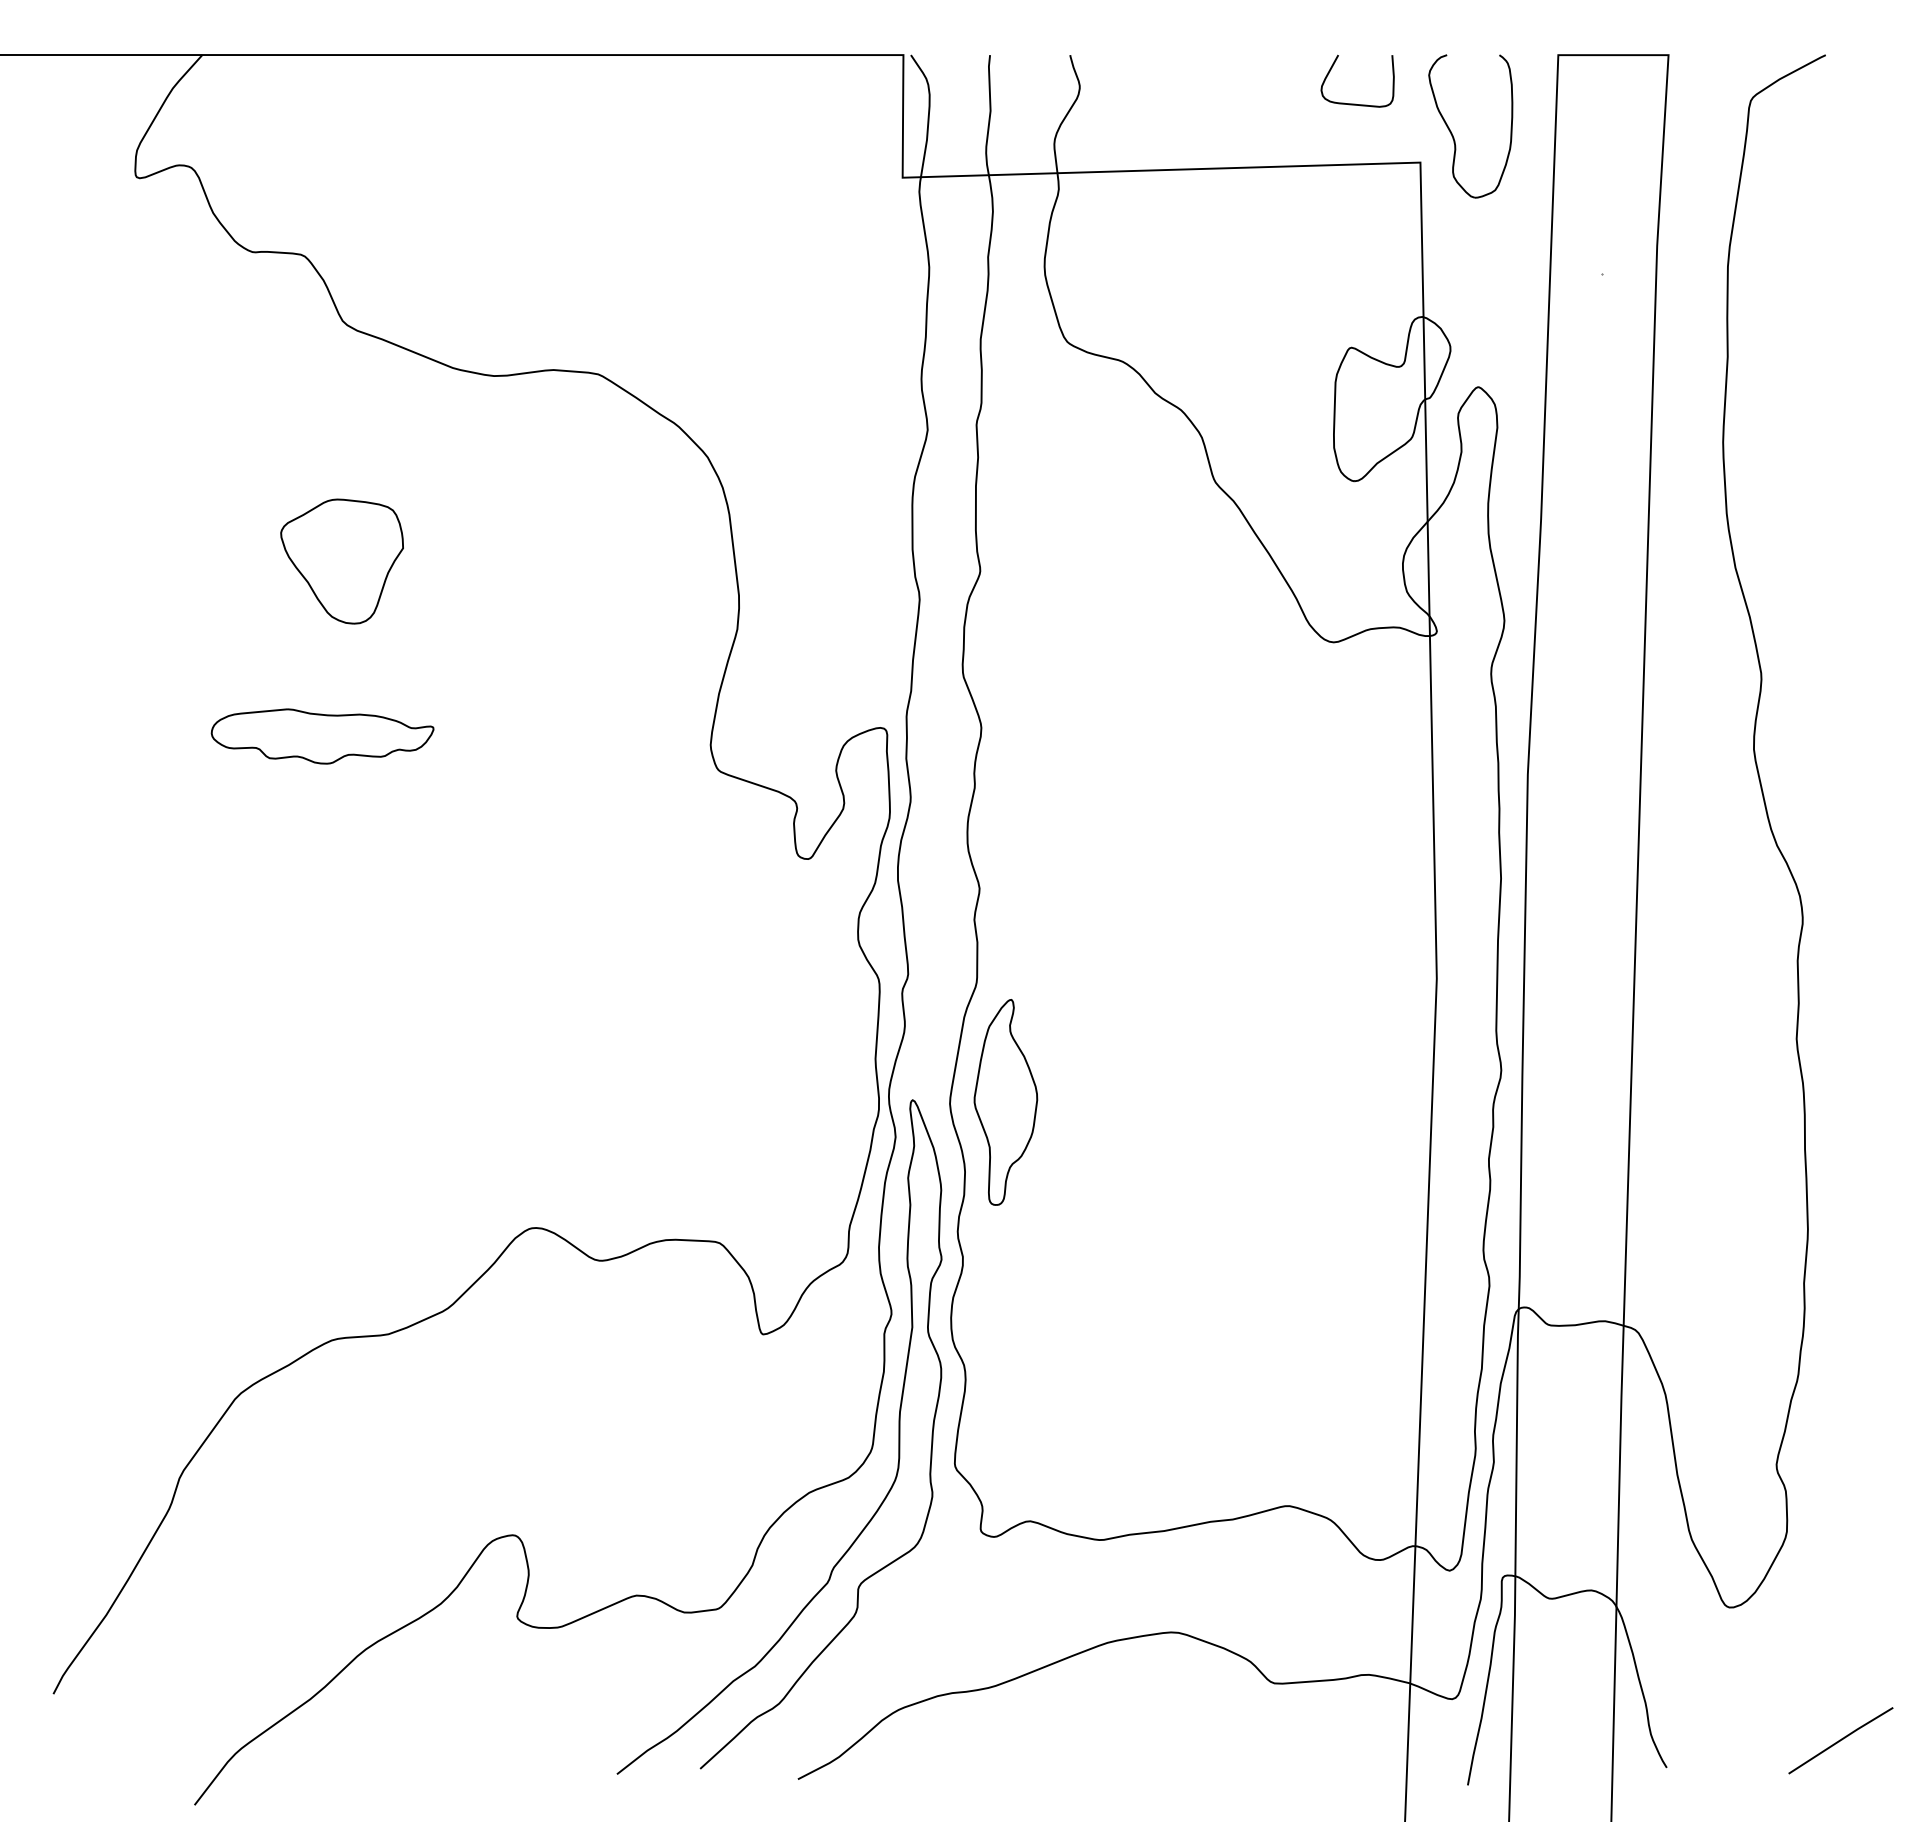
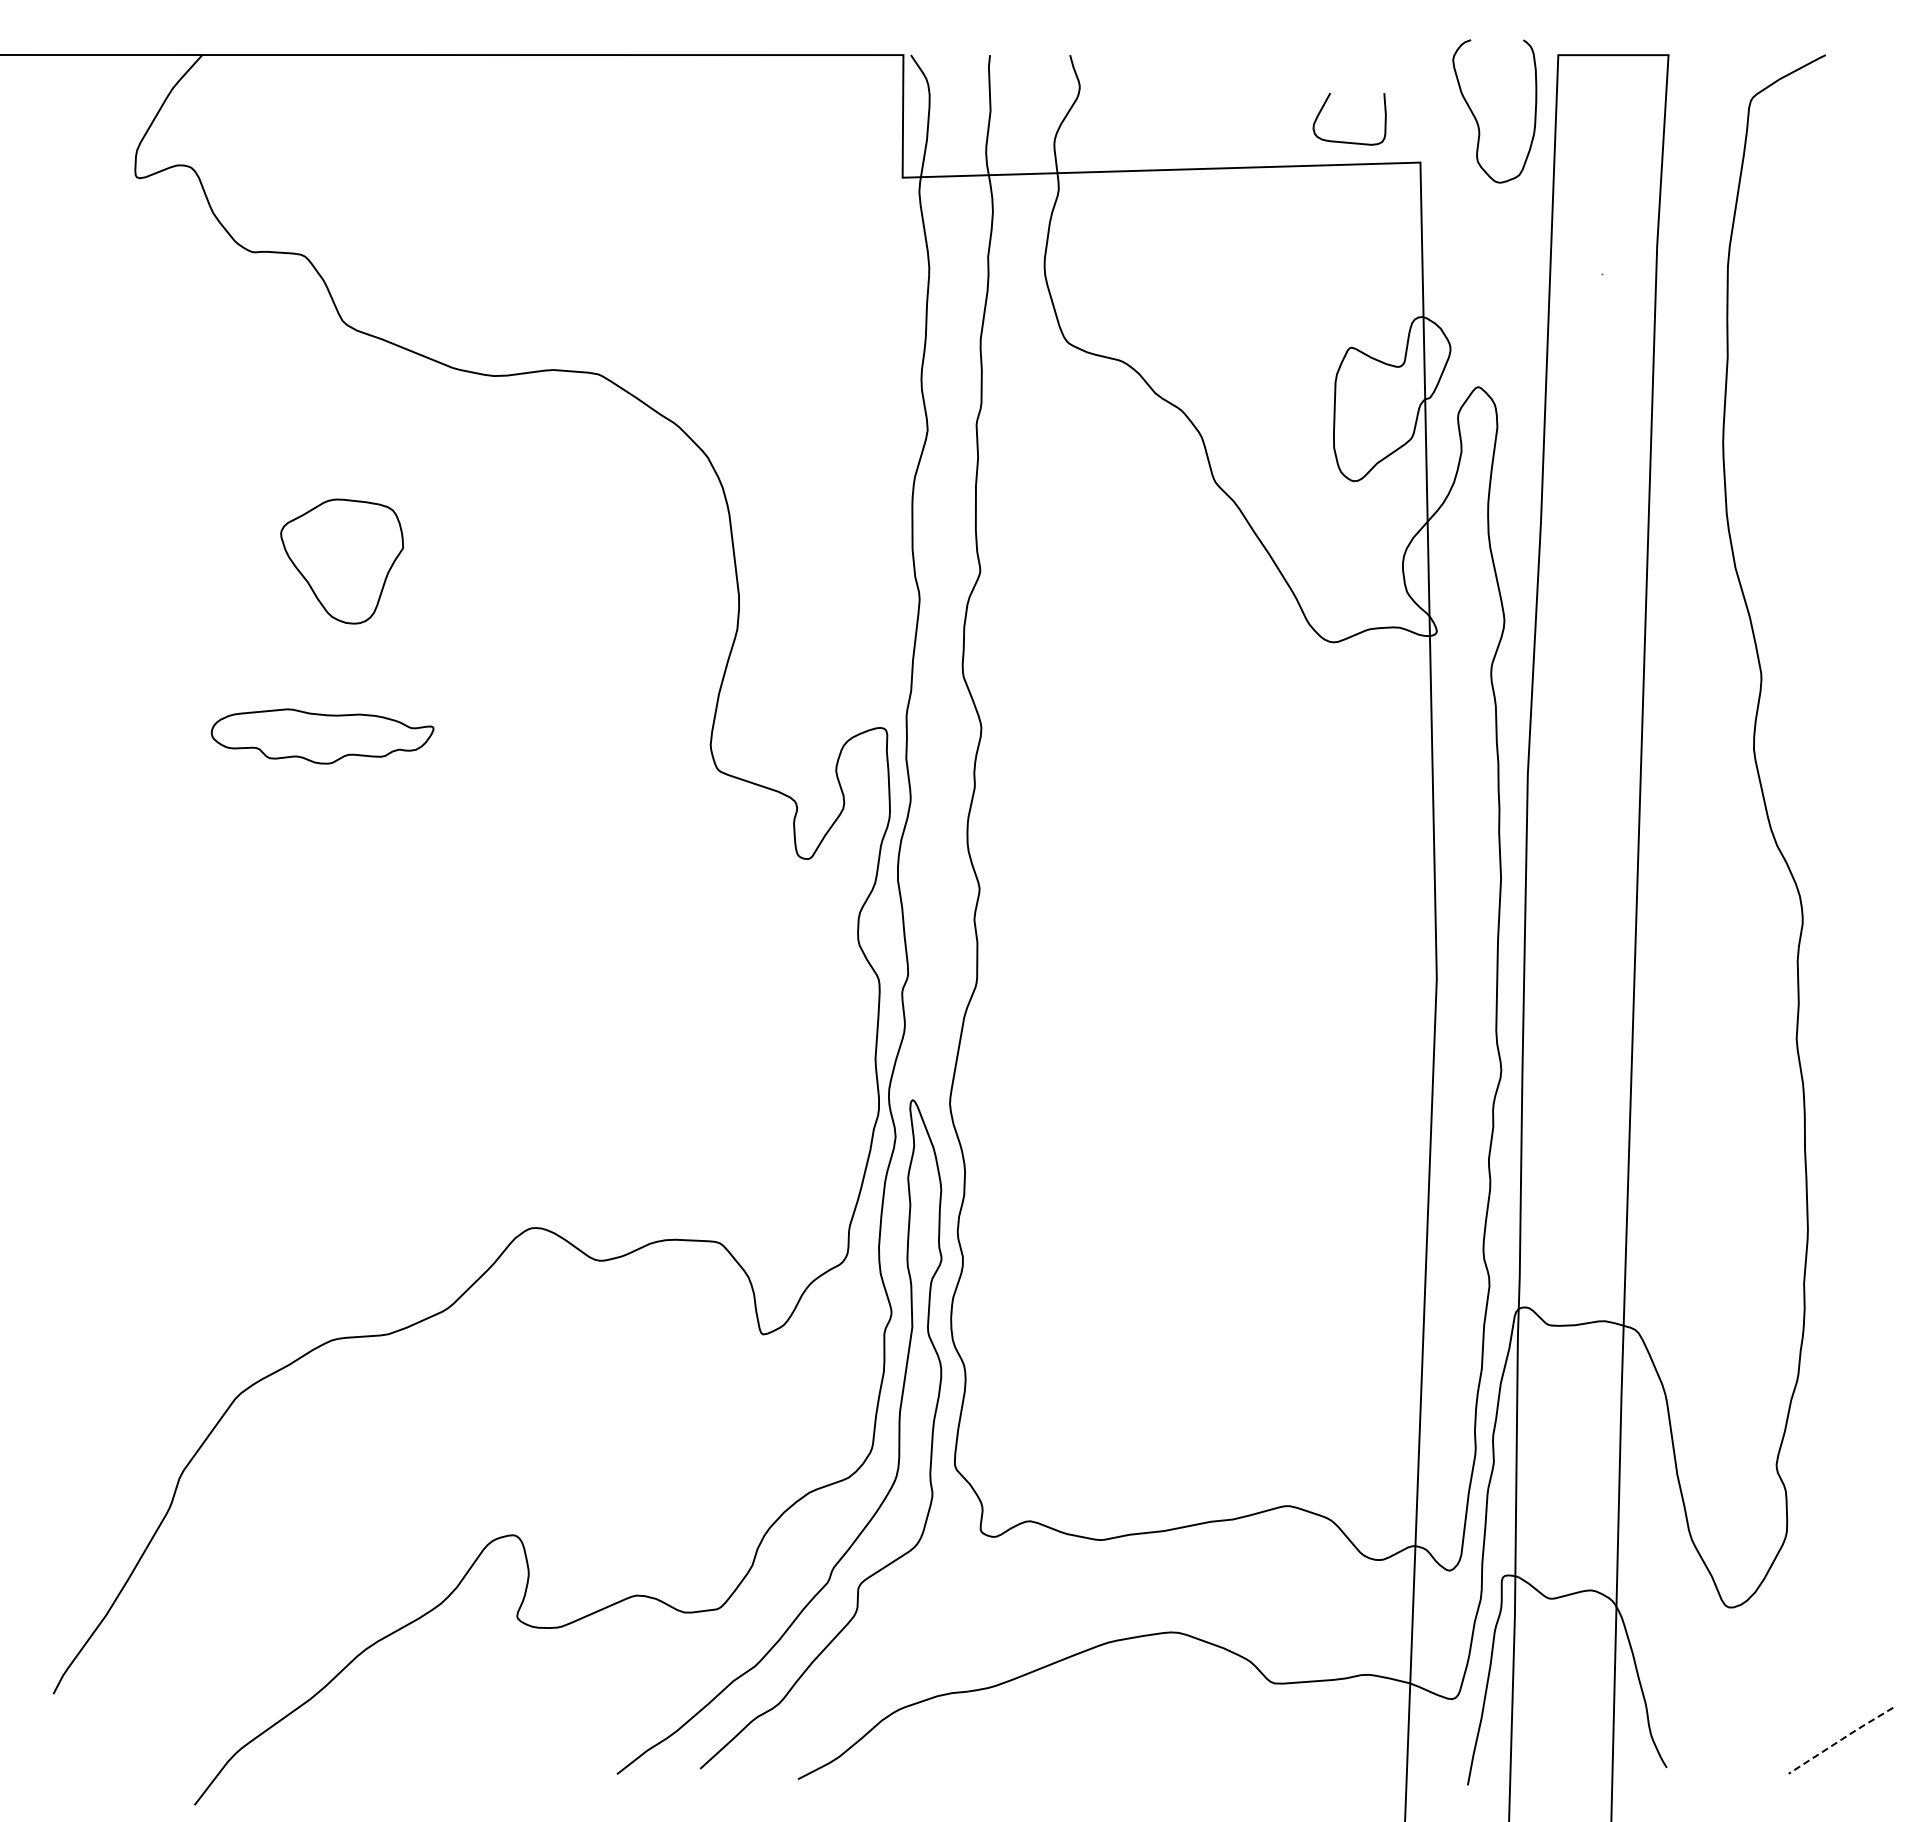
curve position: (1355, 103) -> (1347, 141) (1347, 141)
part position: (1453, 135) -> (1477, 120) (1477, 120)
part: present -> none (1005, 1102)
line: solid -> dashed (1840, 1740)
